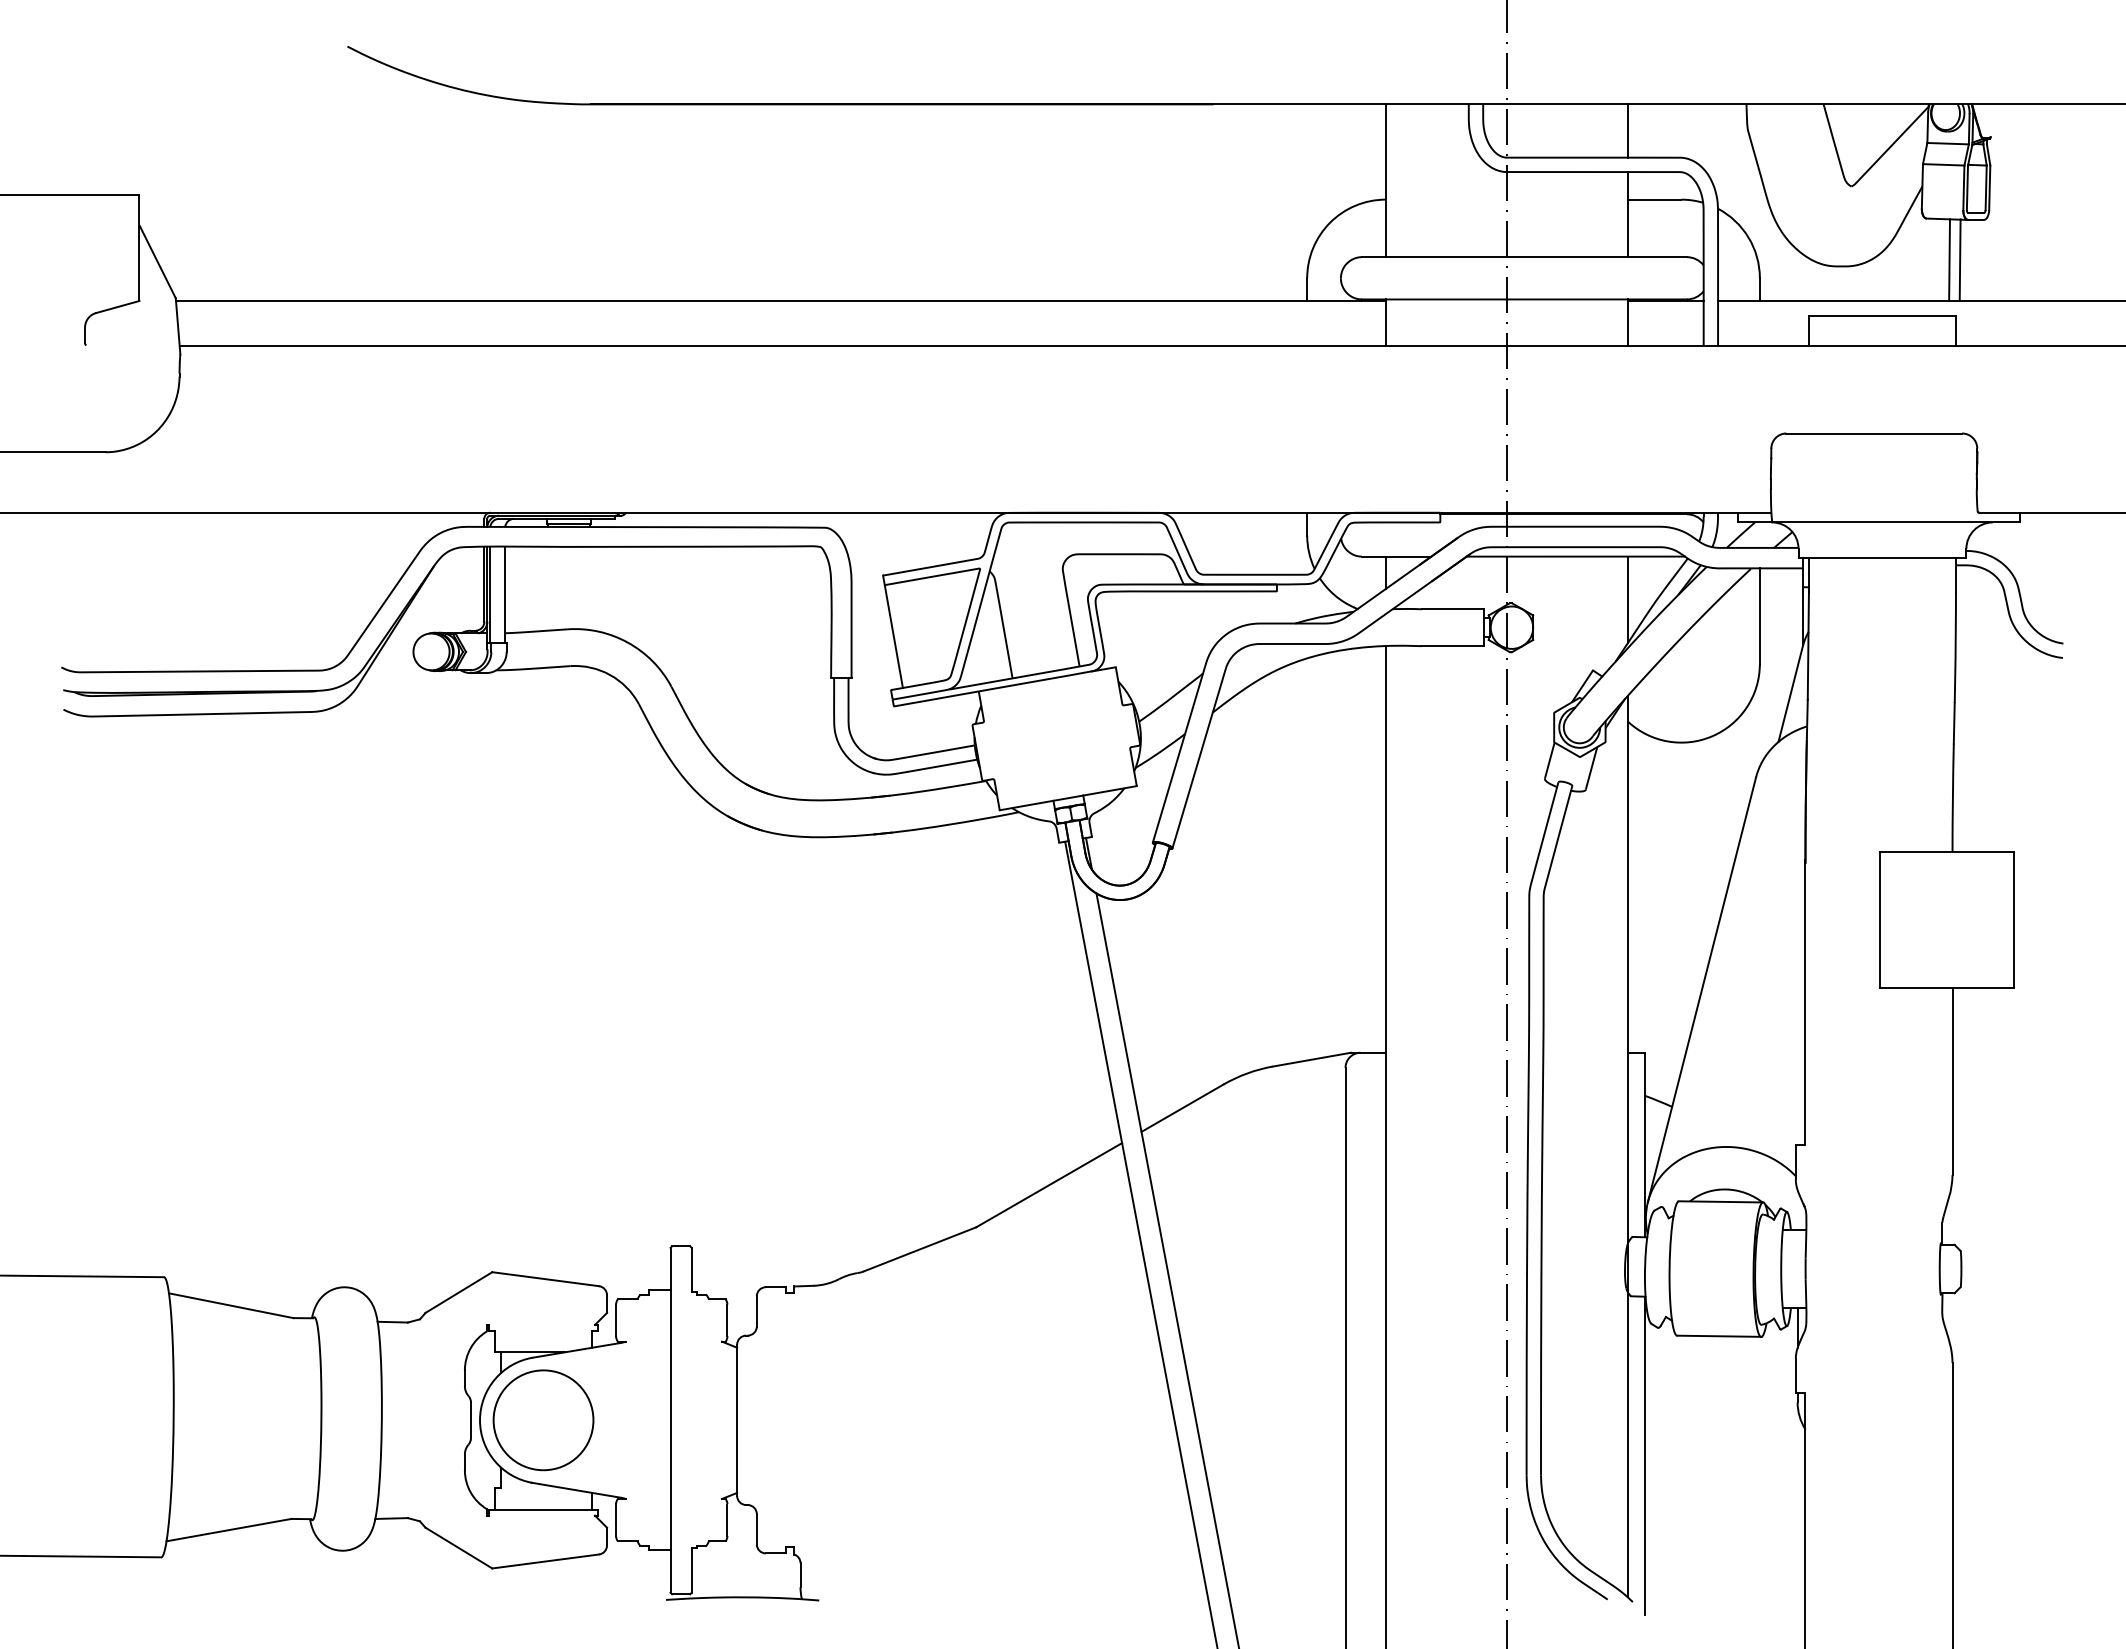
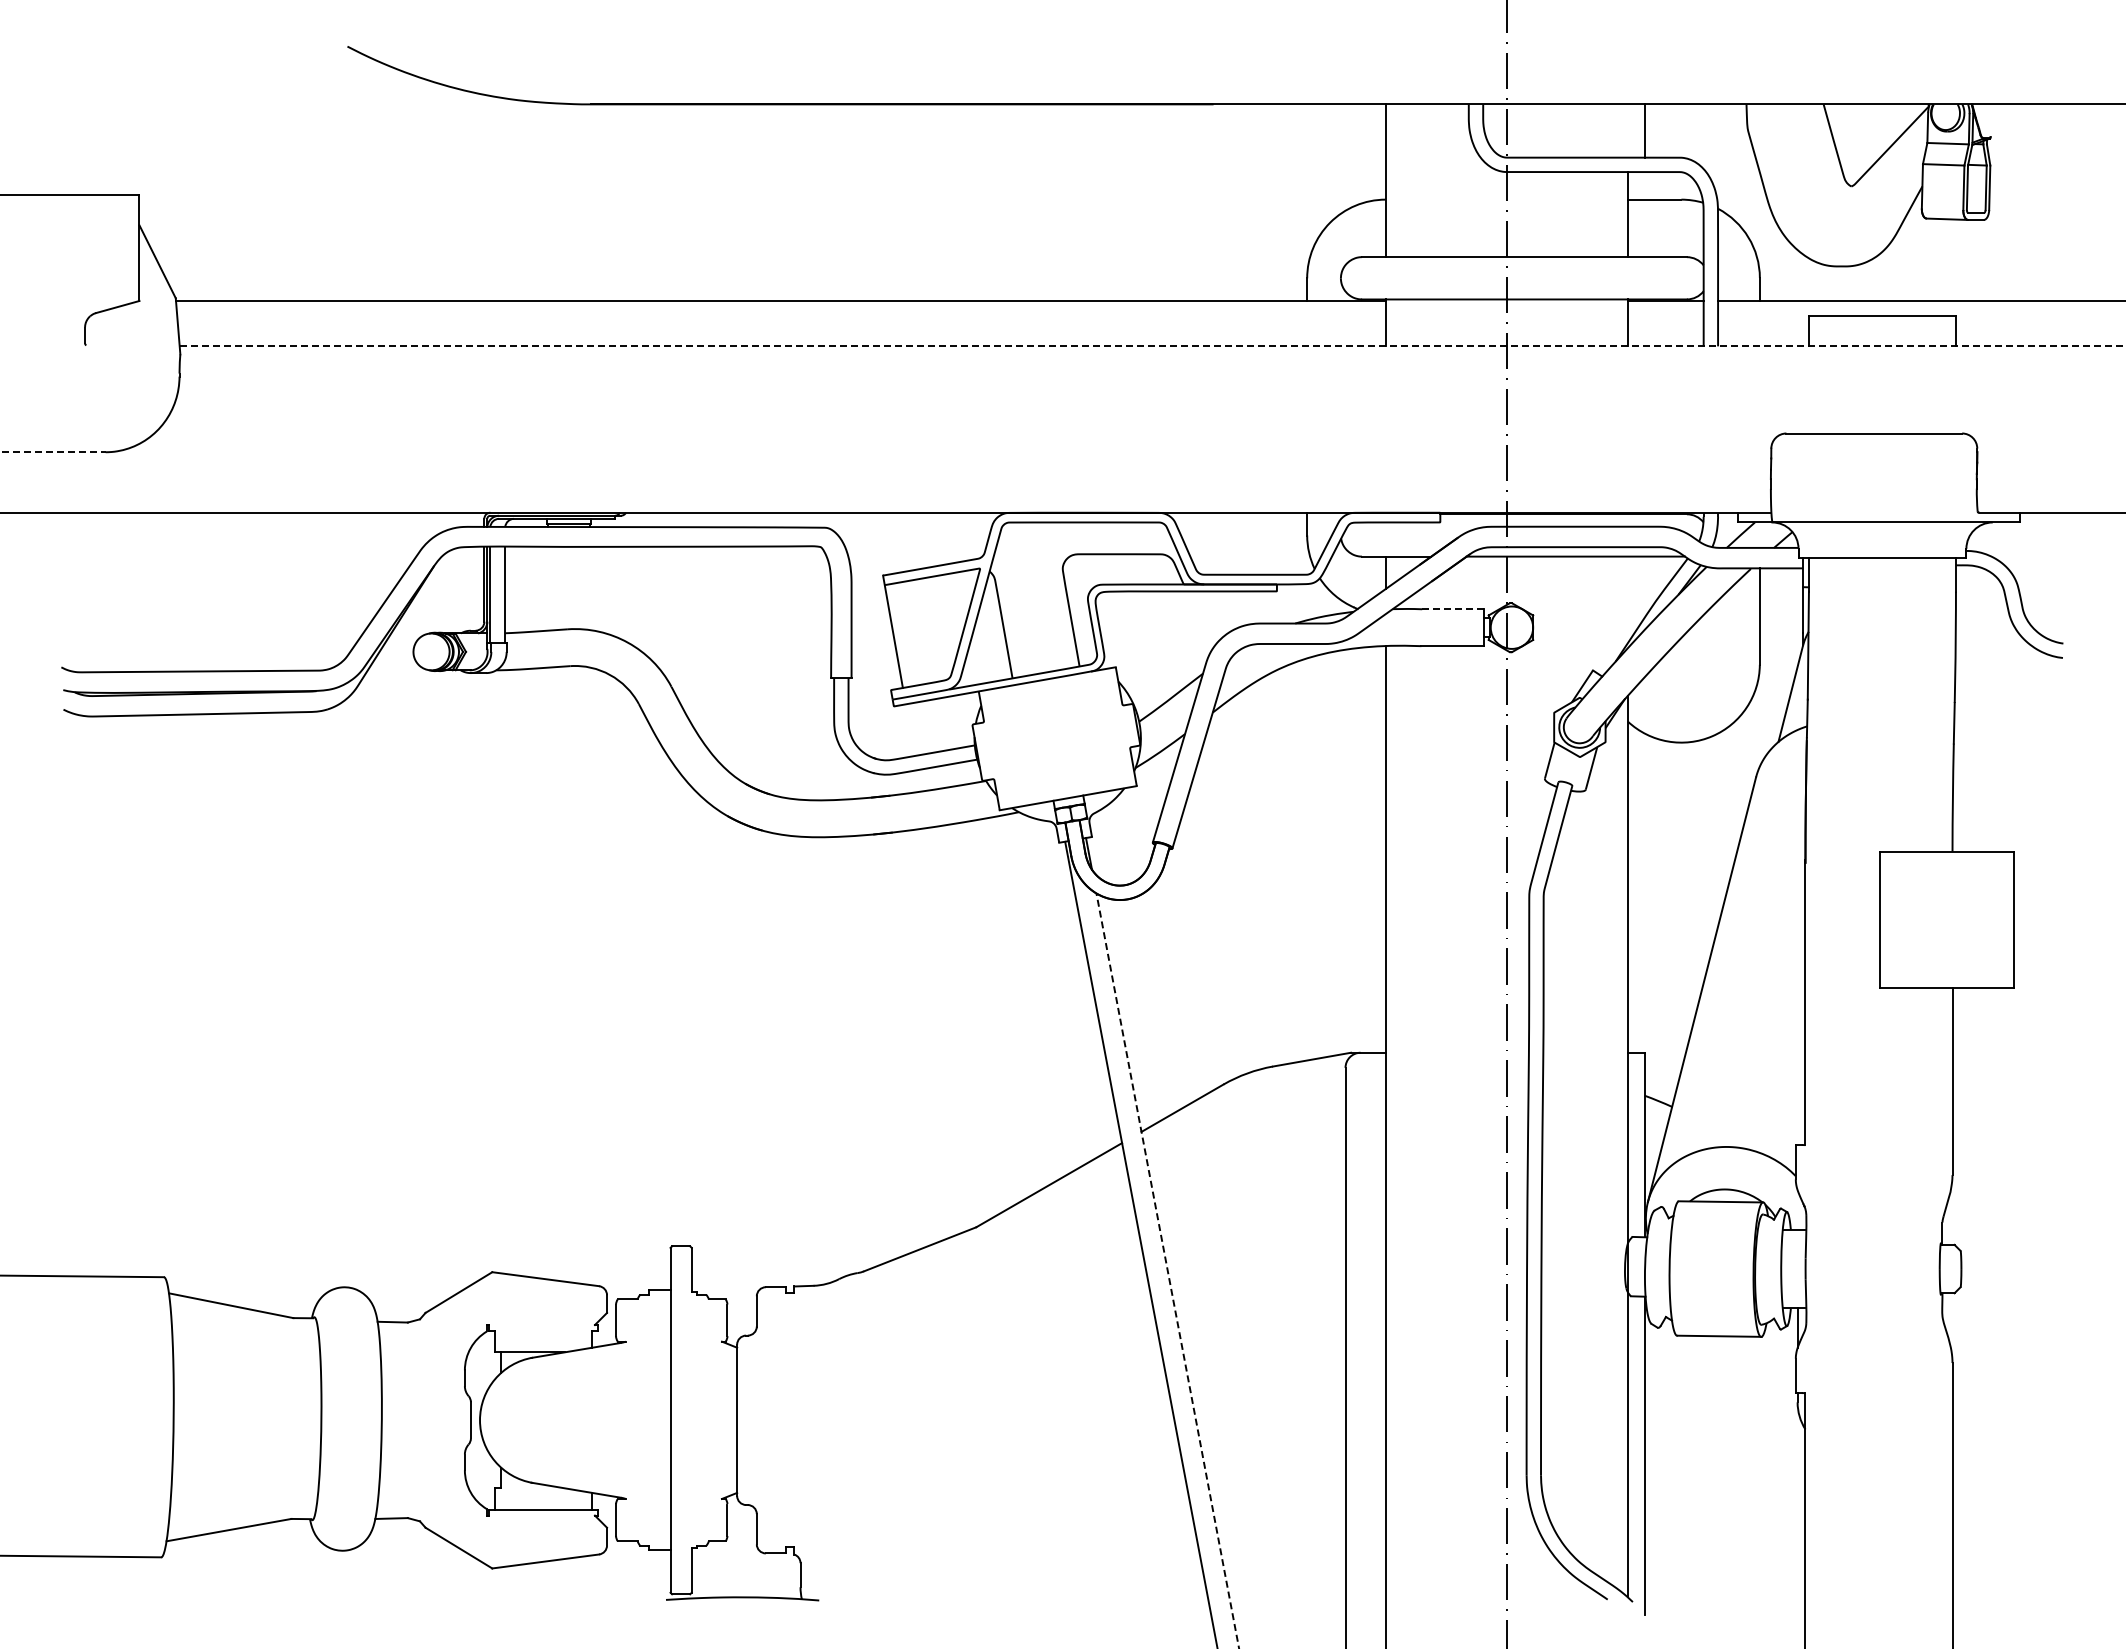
line position: (1627, 130) -> (1644, 130) (1644, 130)
line: present -> none (1949, 259)
line: present -> none (1959, 259)
line: solid -> dashed (1152, 346)
line: solid -> dashed (53, 452)
line: present -> none (1627, 599)
line: solid -> dashed (1453, 609)
line: solid -> dashed (1167, 1270)
circle: present -> none (543, 1420)
